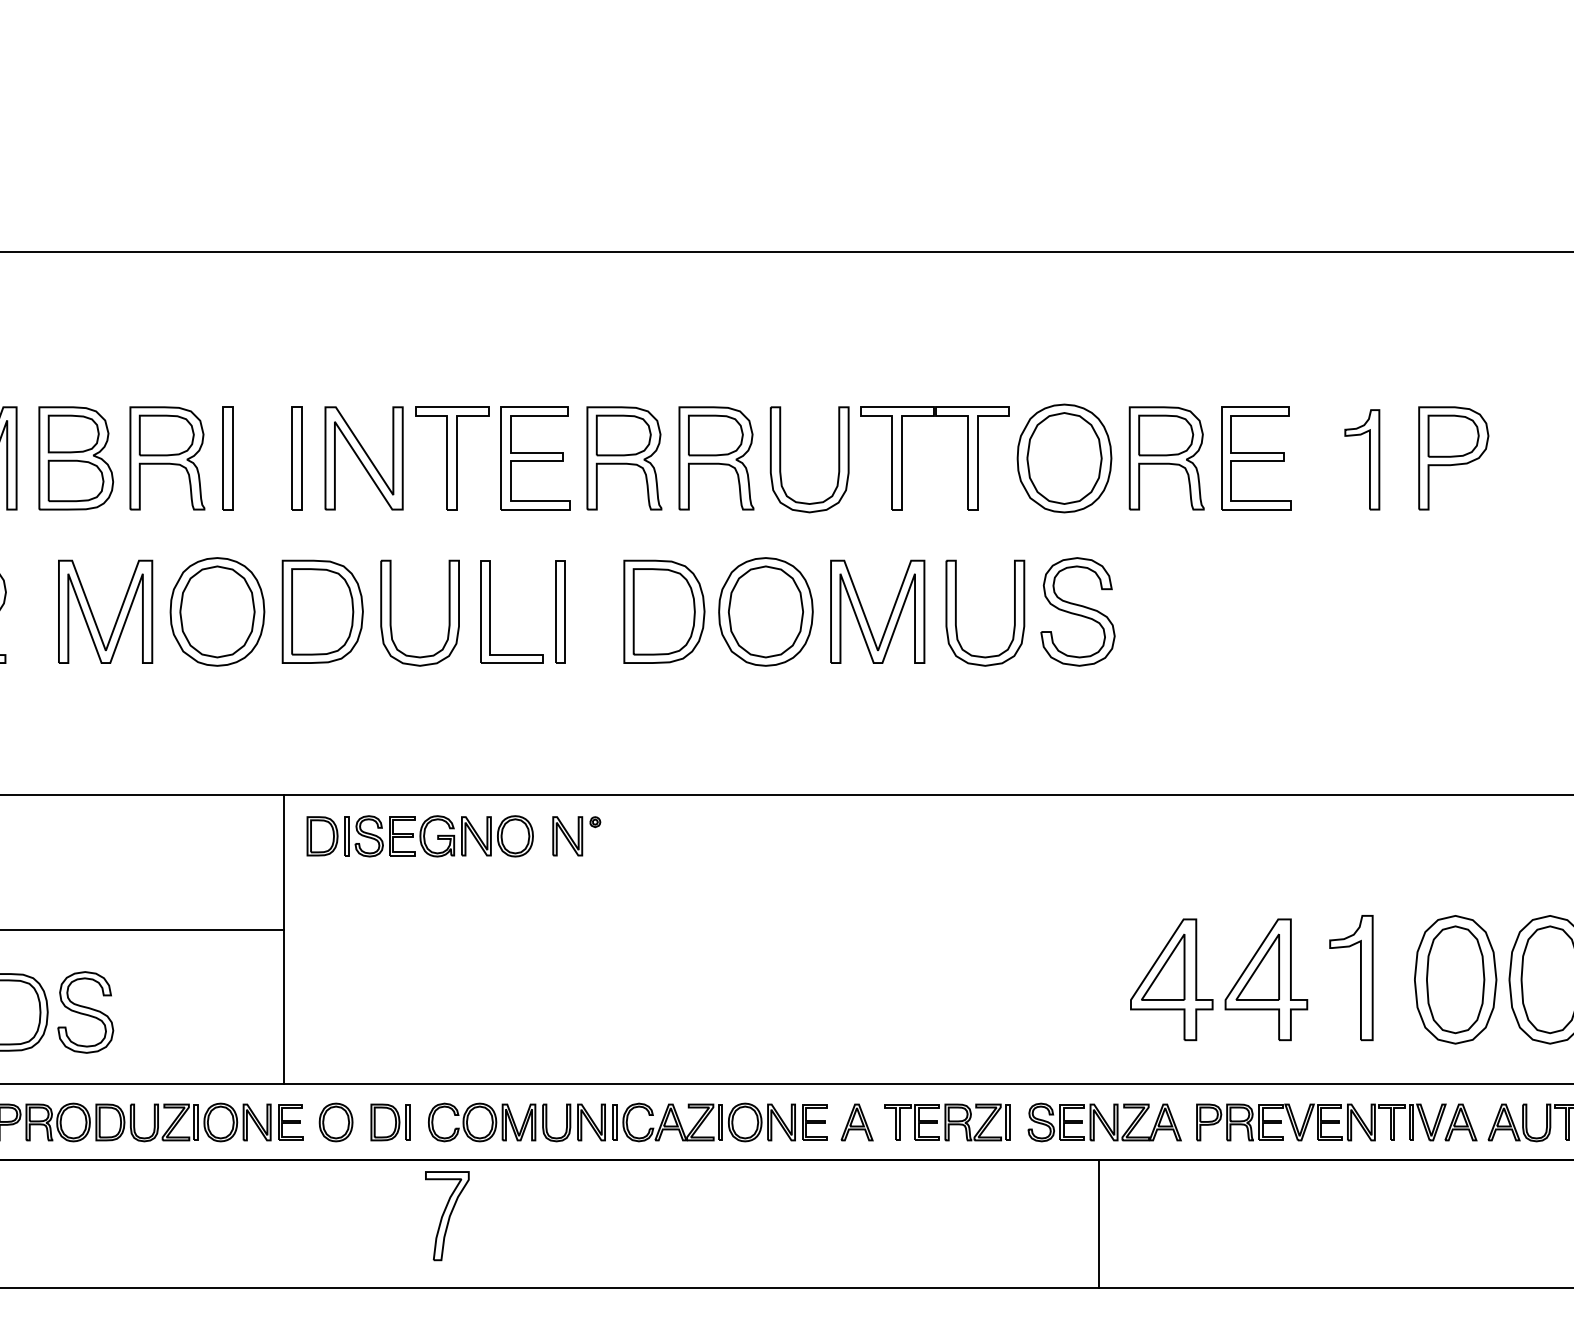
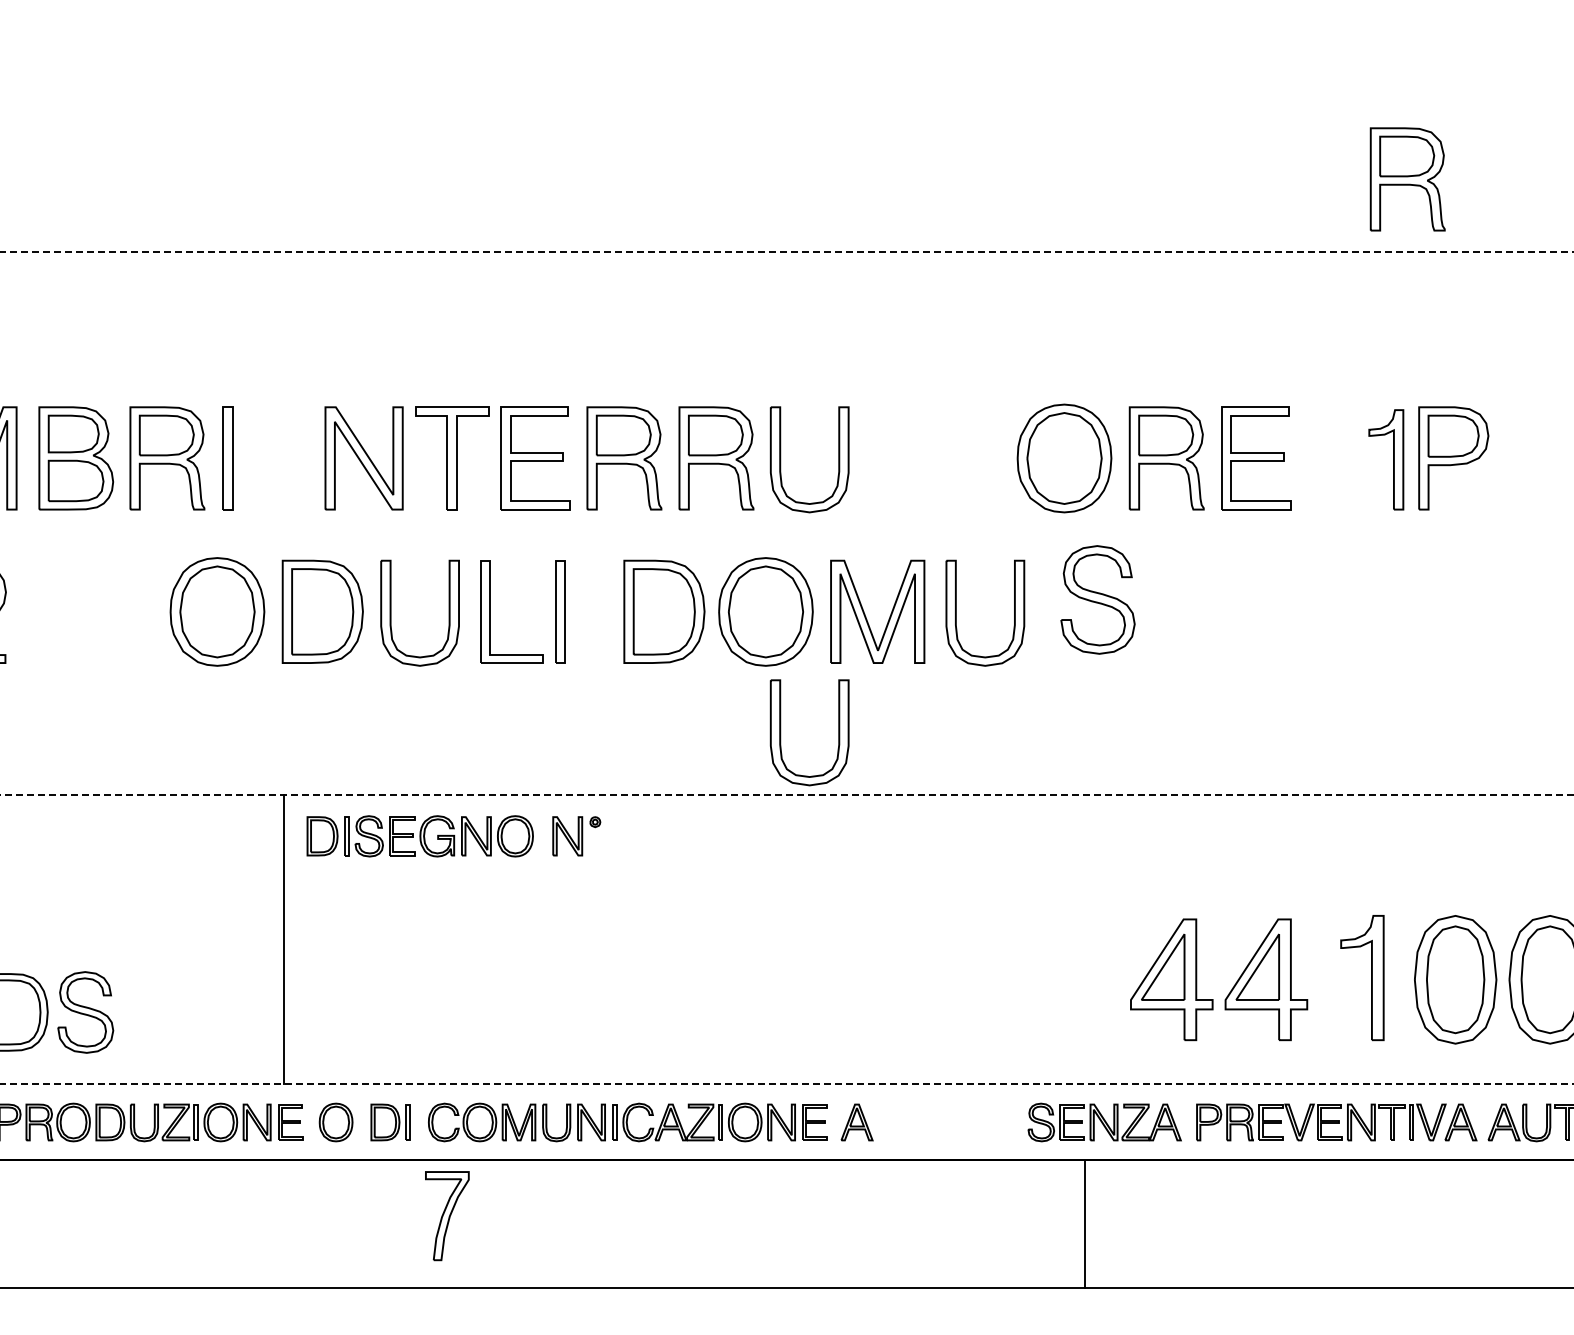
part: none -> present (1407, 179)
line: solid -> dashed (787, 252)
part: present -> none (296, 458)
part: present -> none (902, 458)
part position: (1369, 459) -> (1393, 459) (1393, 459)
part position: (1077, 611) -> (1097, 599) (1097, 599)
part: present -> none (93, 614)
part: none -> present (781, 732)
line: solid -> dashed (787, 794)
line: present -> none (142, 930)
part position: (1360, 978) -> (1371, 978) (1371, 978)
line: solid -> dashed (787, 1083)
part: present -> none (947, 1122)
line position: (1099, 1224) -> (1085, 1224) (1085, 1224)
